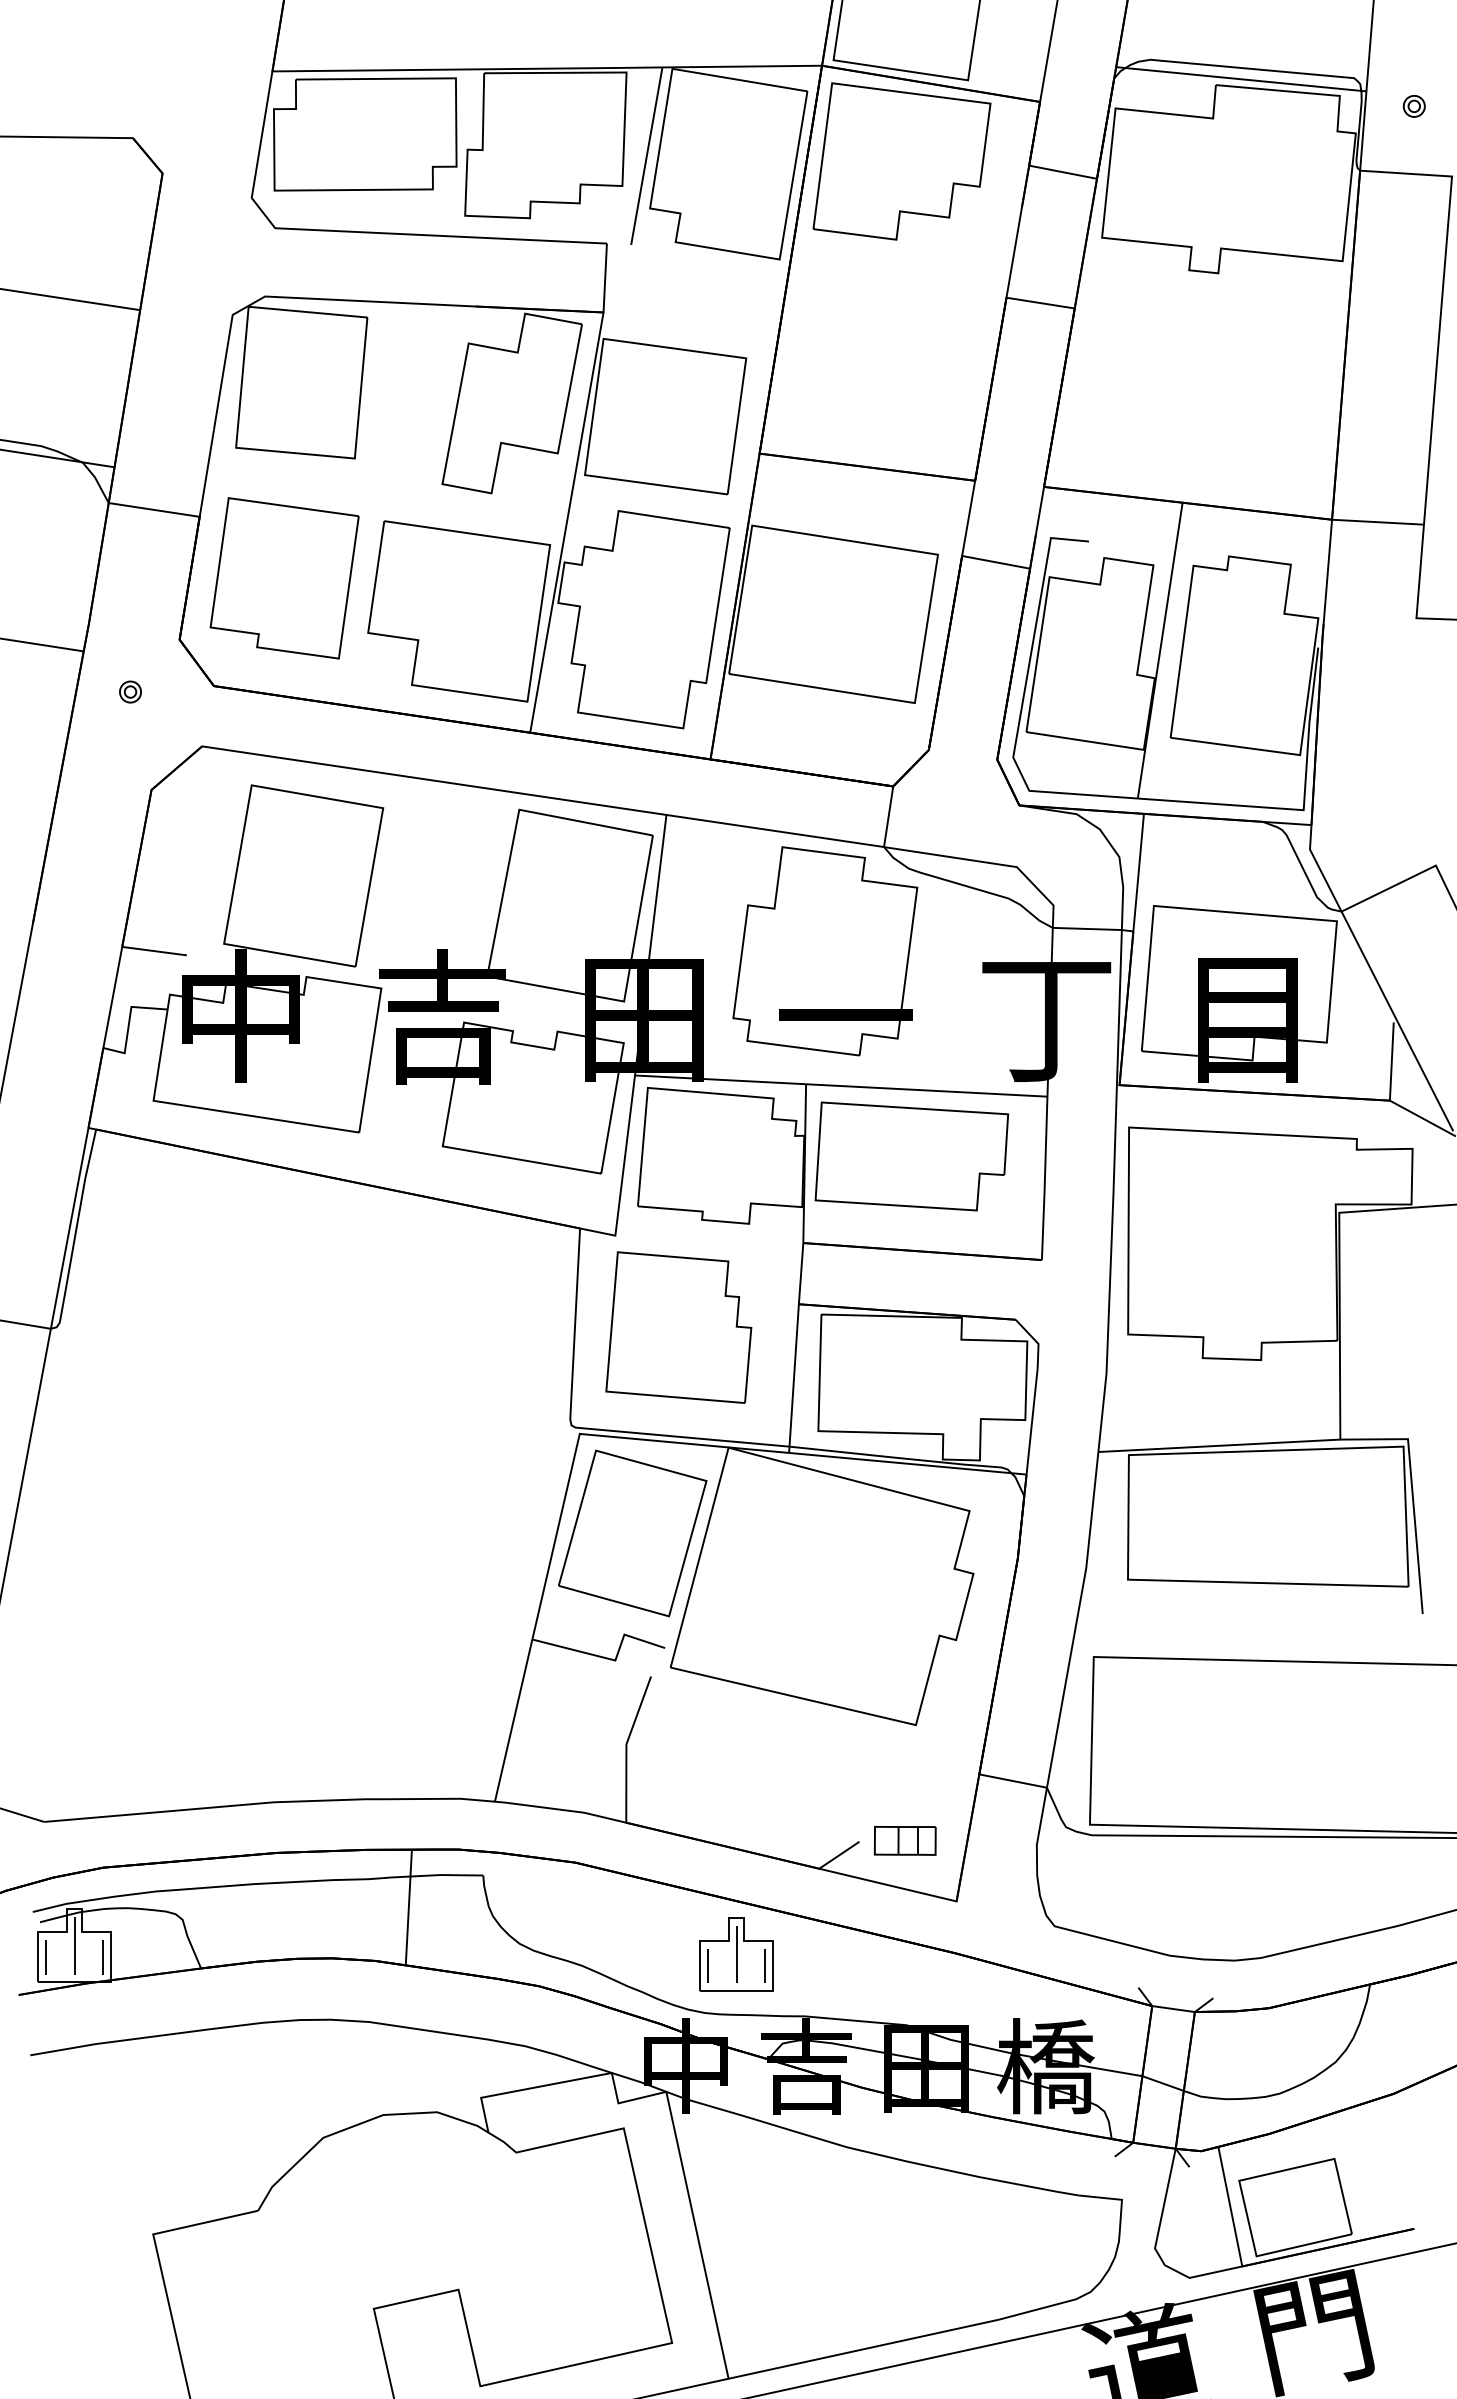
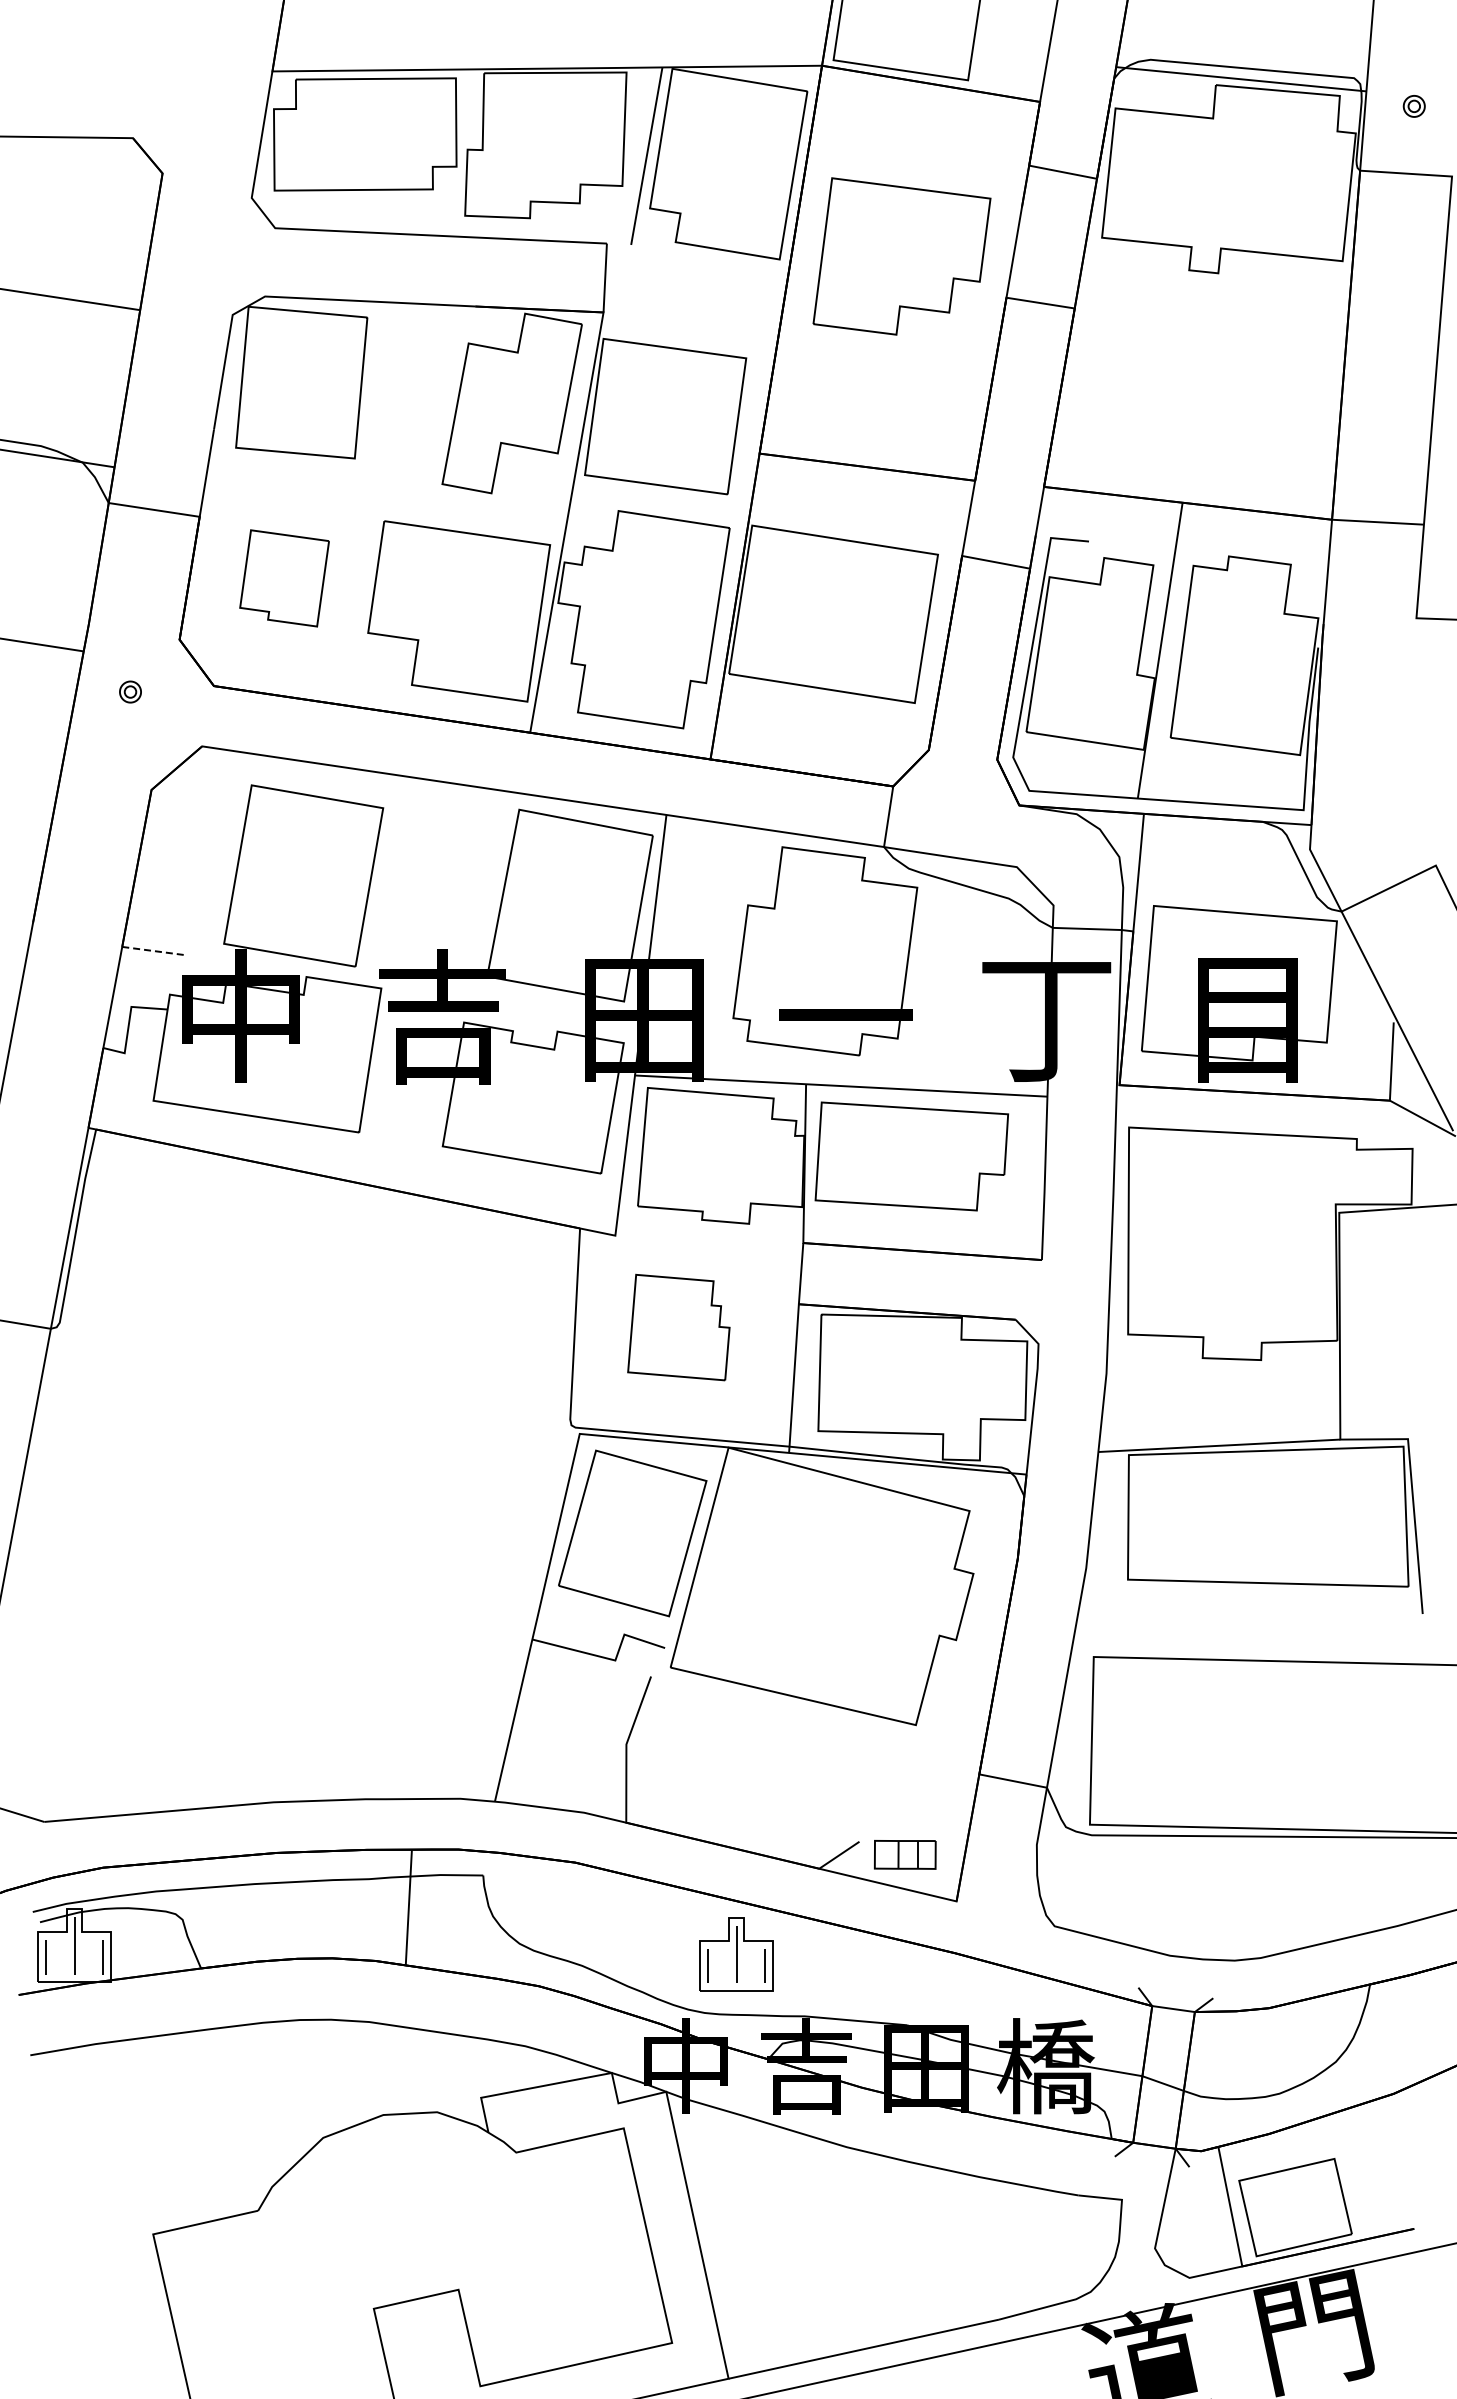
part position: (901, 161) -> (901, 256) (901, 256)
part size: 151x163 px -> 91x99 px (284, 578)
line: solid -> dashed (154, 951)
part size: 148x153 px -> 104x109 px (678, 1327)
part position: (905, 1840) -> (905, 1854) (905, 1854)
